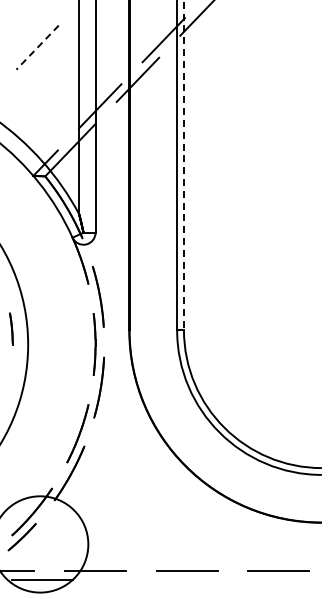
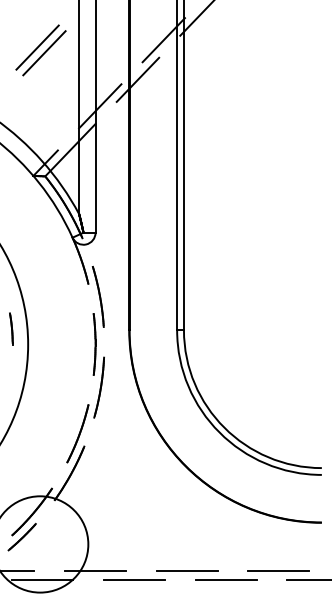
line: dashed -> solid (37, 47)
line: none -> present (44, 53)
line: dashed -> solid (183, 165)
line: none -> present (134, 579)
line: none -> present (225, 579)
line: none -> present (307, 579)
